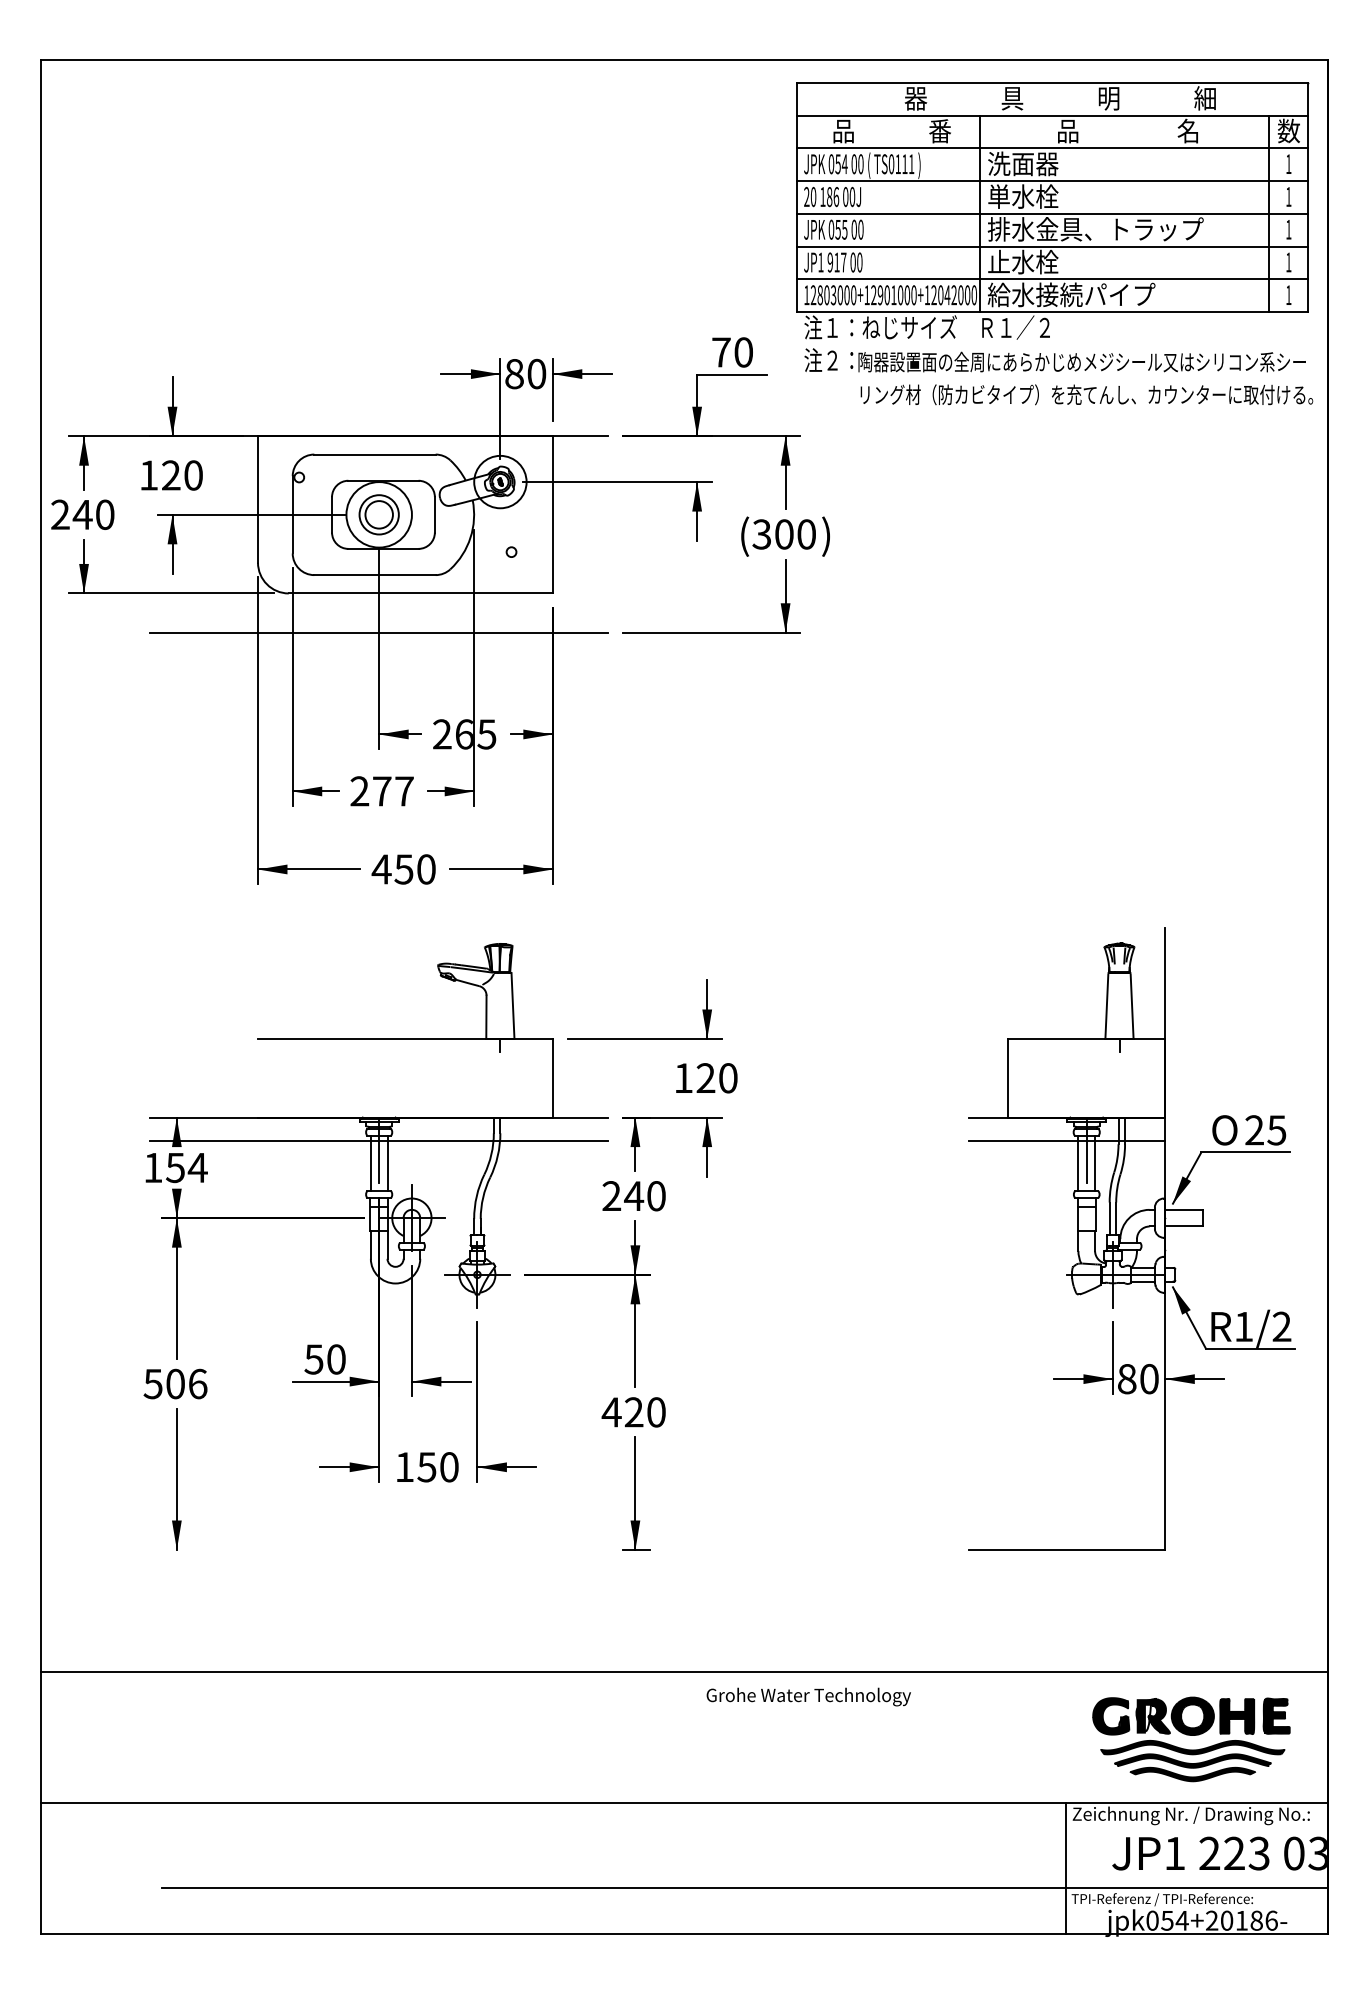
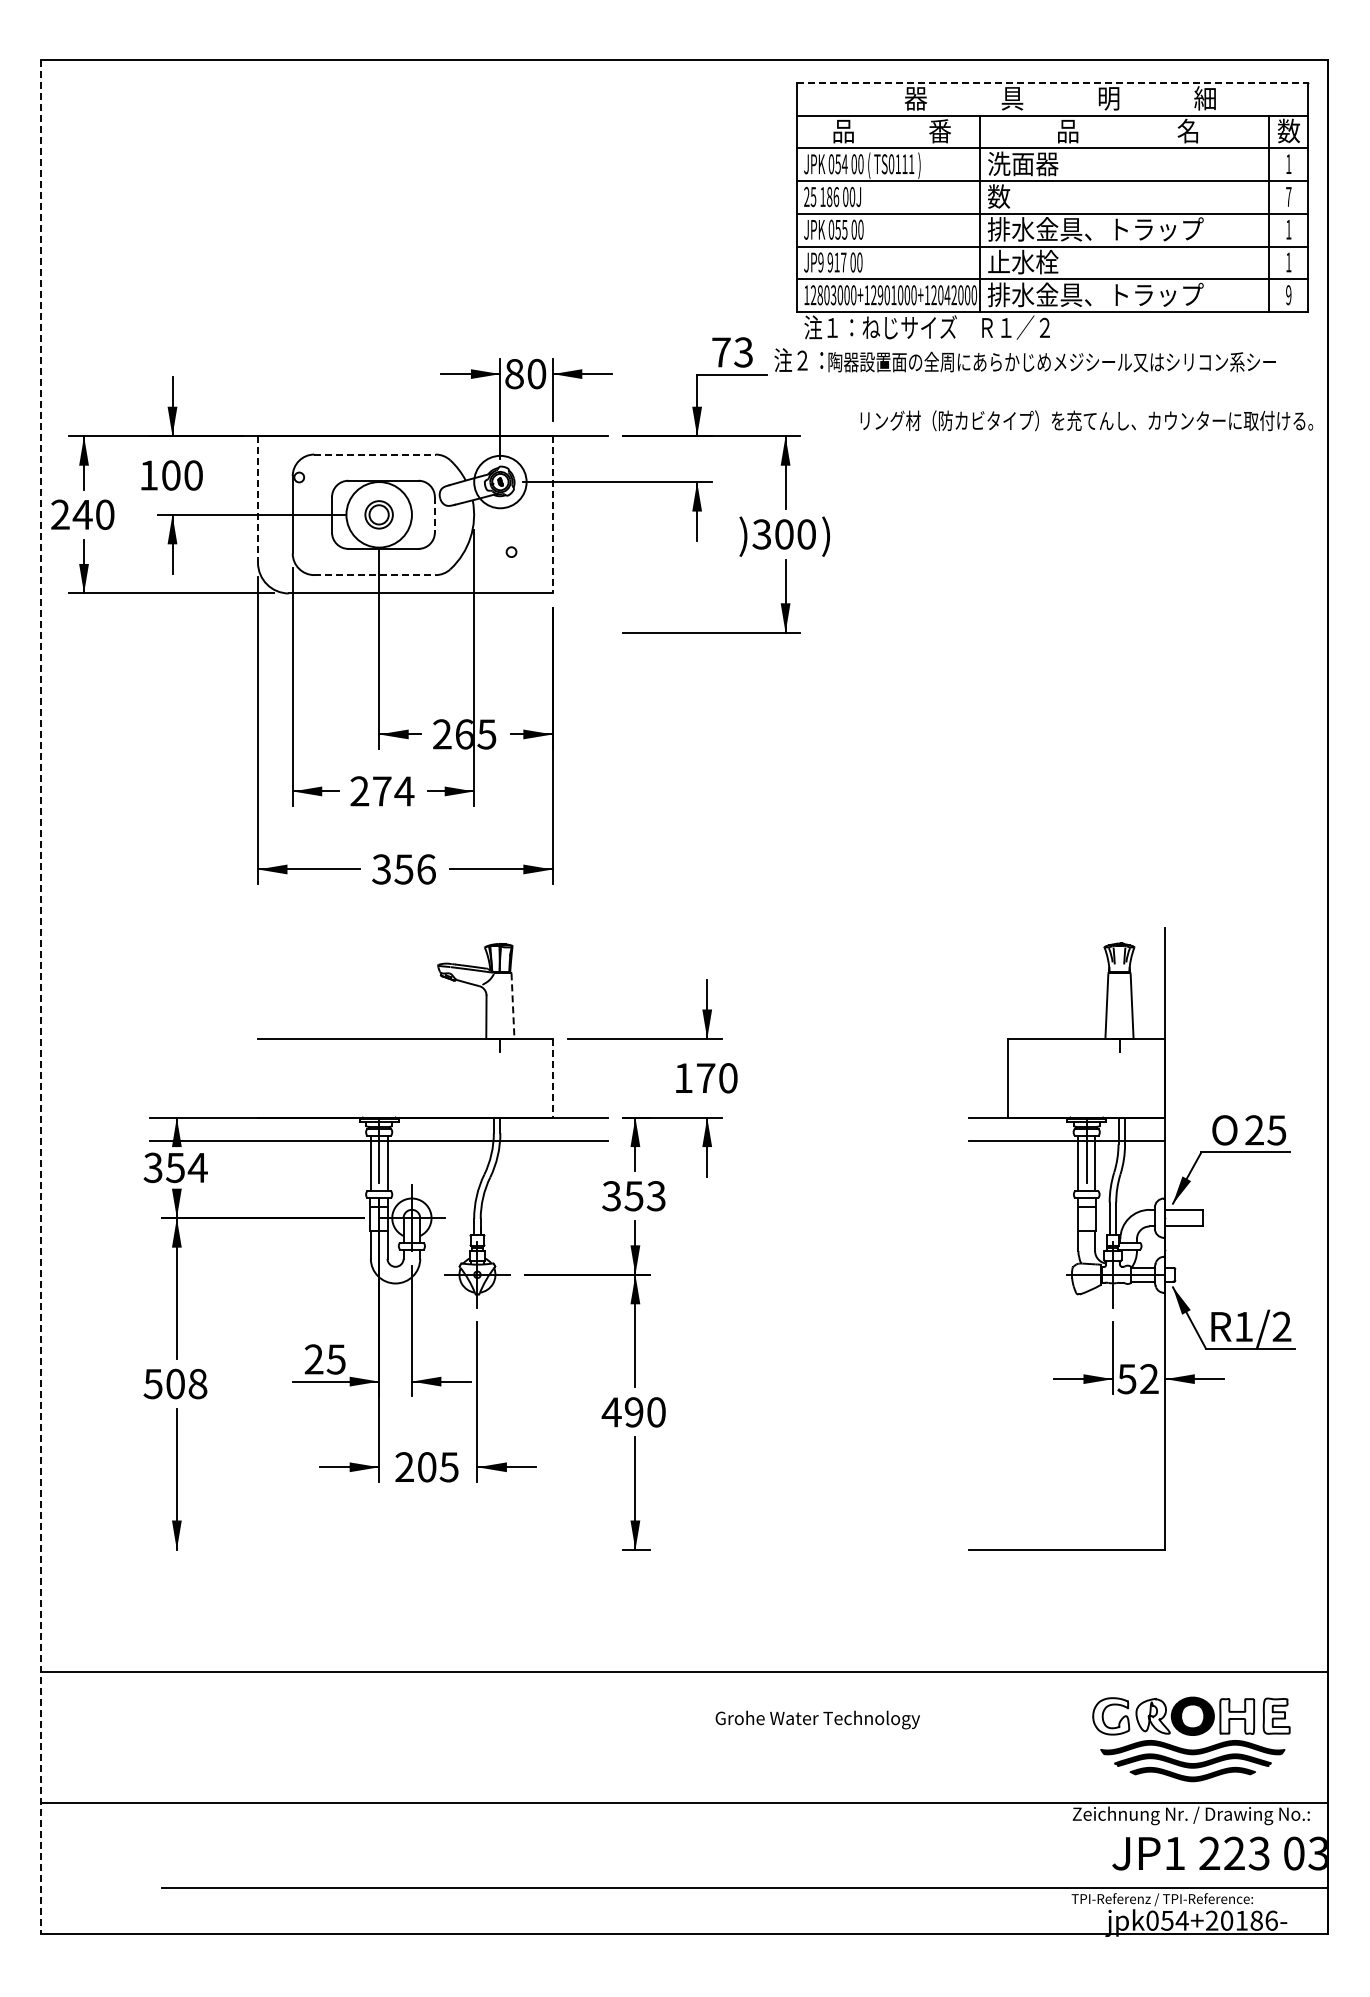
line: solid -> dashed (1052, 82)
text: 20 -> 25 (813, 196)
text: 単水栓 -> 数 (1023, 196)
text: 1 -> 7 (1288, 196)
text: JP1 -> JP9 (820, 262)
text: 給水接続パイプ -> 排水金具、トラップ (1095, 294)
text: 1 -> 9 (1288, 295)
text: 70 -> 73 (743, 352)
text position: (1054, 360) -> (1024, 360) (1024, 360)
text position: (1086, 394) -> (1086, 420) (1086, 420)
line: solid -> dashed (375, 454)
text: 120 -> 100 (171, 475)
line: solid -> dashed (258, 499)
part size: 42x42 px -> 30x30 px (378, 514)
line: solid -> dashed (434, 514)
line: solid -> dashed (552, 514)
text: ( -> ) (744, 536)
line: solid -> dashed (375, 575)
line: present -> none (378, 632)
text: 277 -> 274 (404, 791)
text: 450 -> 356 (403, 869)
line: solid -> dashed (40, 996)
line: solid -> dashed (513, 1006)
text: 120 -> 170 (705, 1077)
line: solid -> dashed (552, 1078)
text: 154 -> 354 (152, 1167)
text: 240 -> 353 (633, 1196)
text: 50 -> 25 (324, 1359)
text: 80 -> 52 (1137, 1379)
text: 506 -> 508 (197, 1383)
text: 420 -> 490 (633, 1412)
text: 150 -> 205 (426, 1467)
text position: (808, 1696) -> (817, 1719) (817, 1719)
fill: present -> none (1111, 1716)
fill: present -> none (1153, 1716)
fill: present -> none (1237, 1716)
fill: present -> none (1276, 1716)
line: present -> none (1065, 1867)
